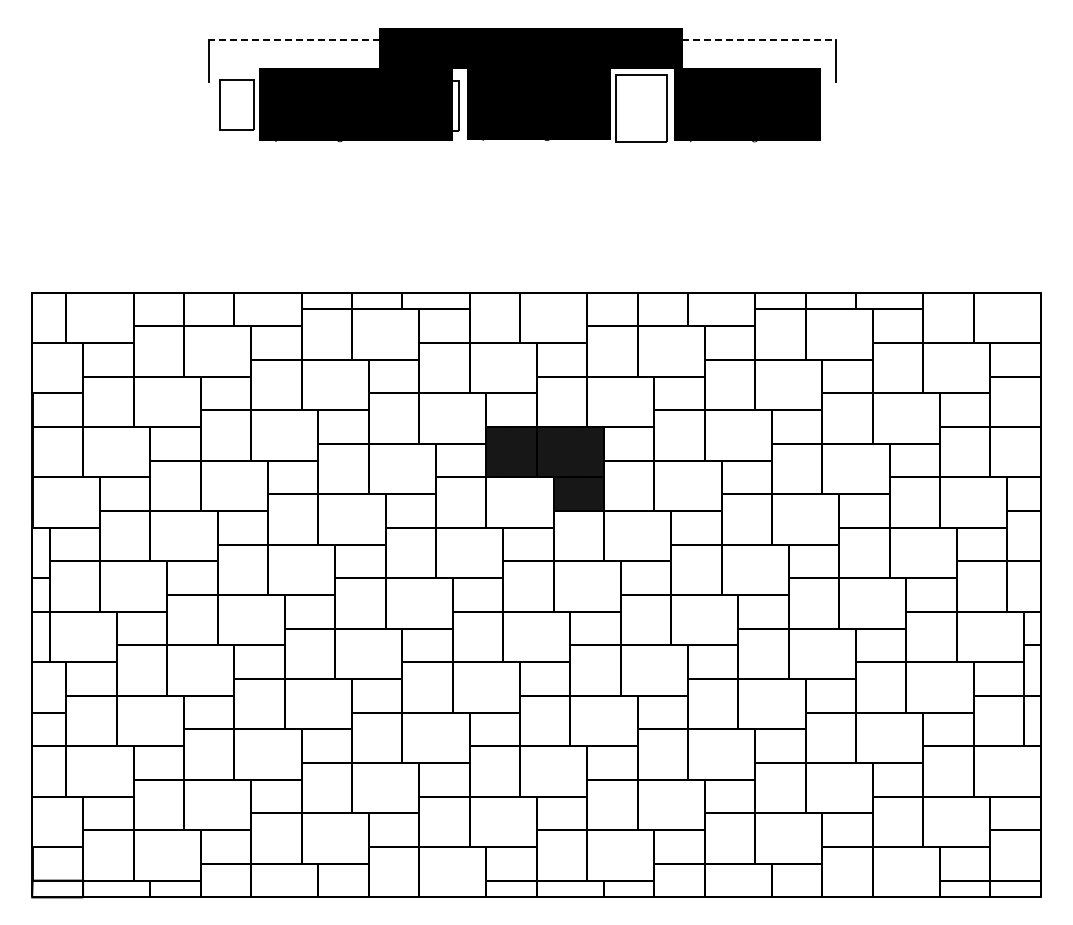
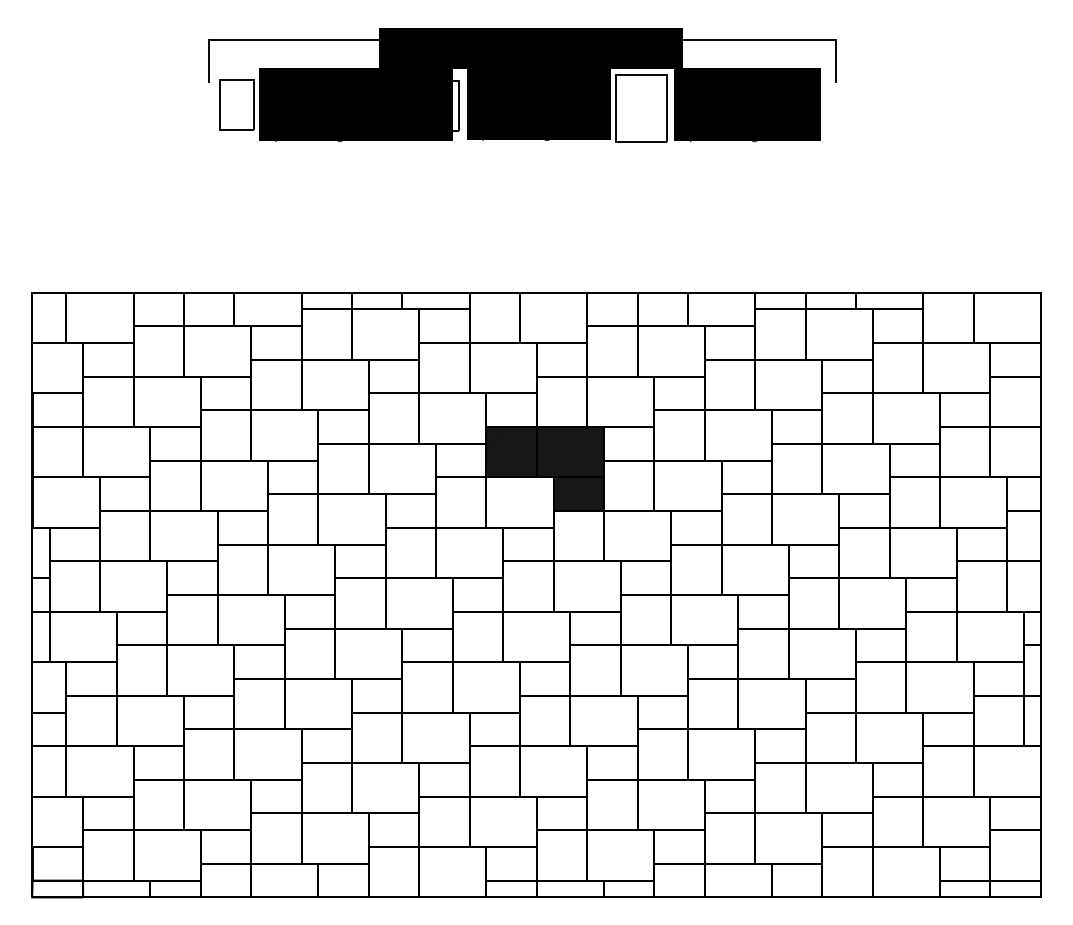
line: dashed -> solid (294, 40)
line: dashed -> solid (759, 40)
